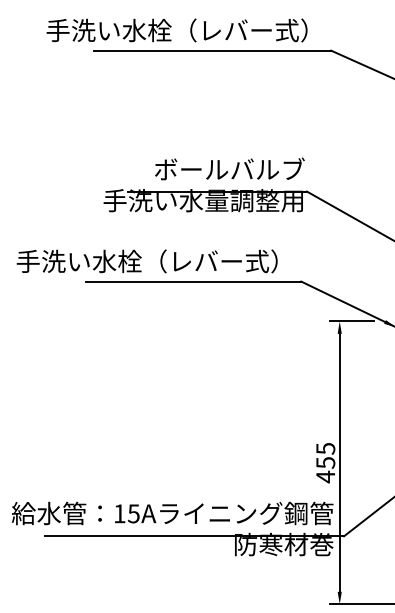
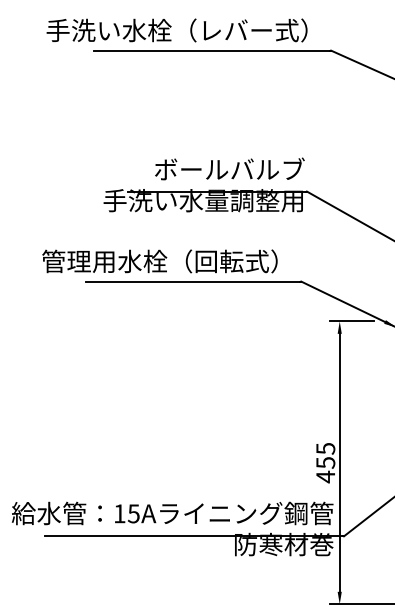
text: 手洗い水栓（レバー式） -> 管理用水栓（回転式） (129, 261)
